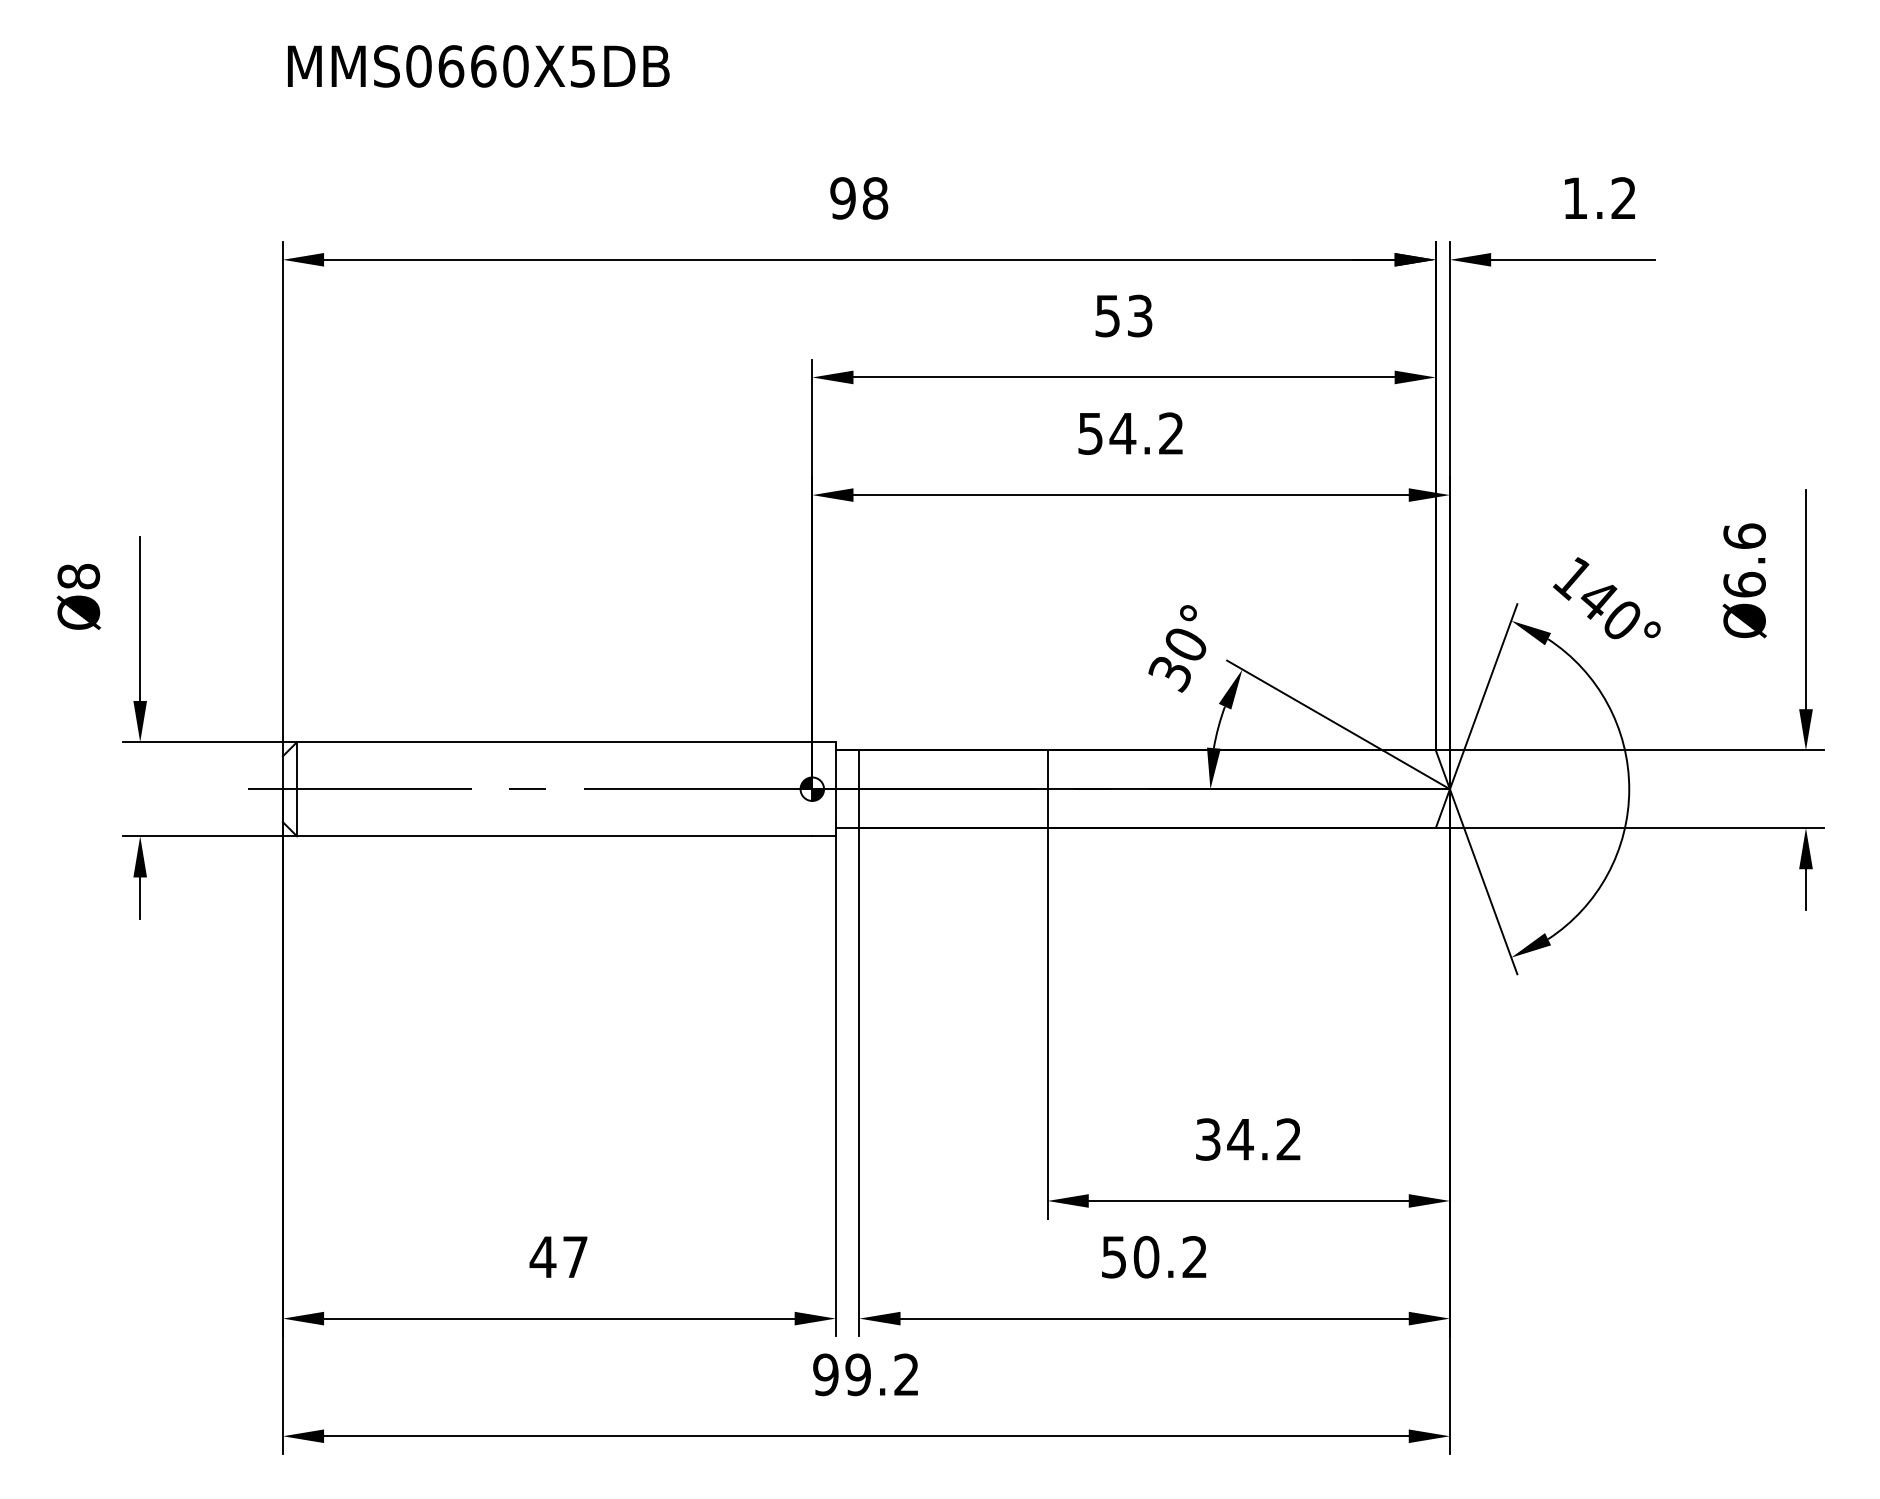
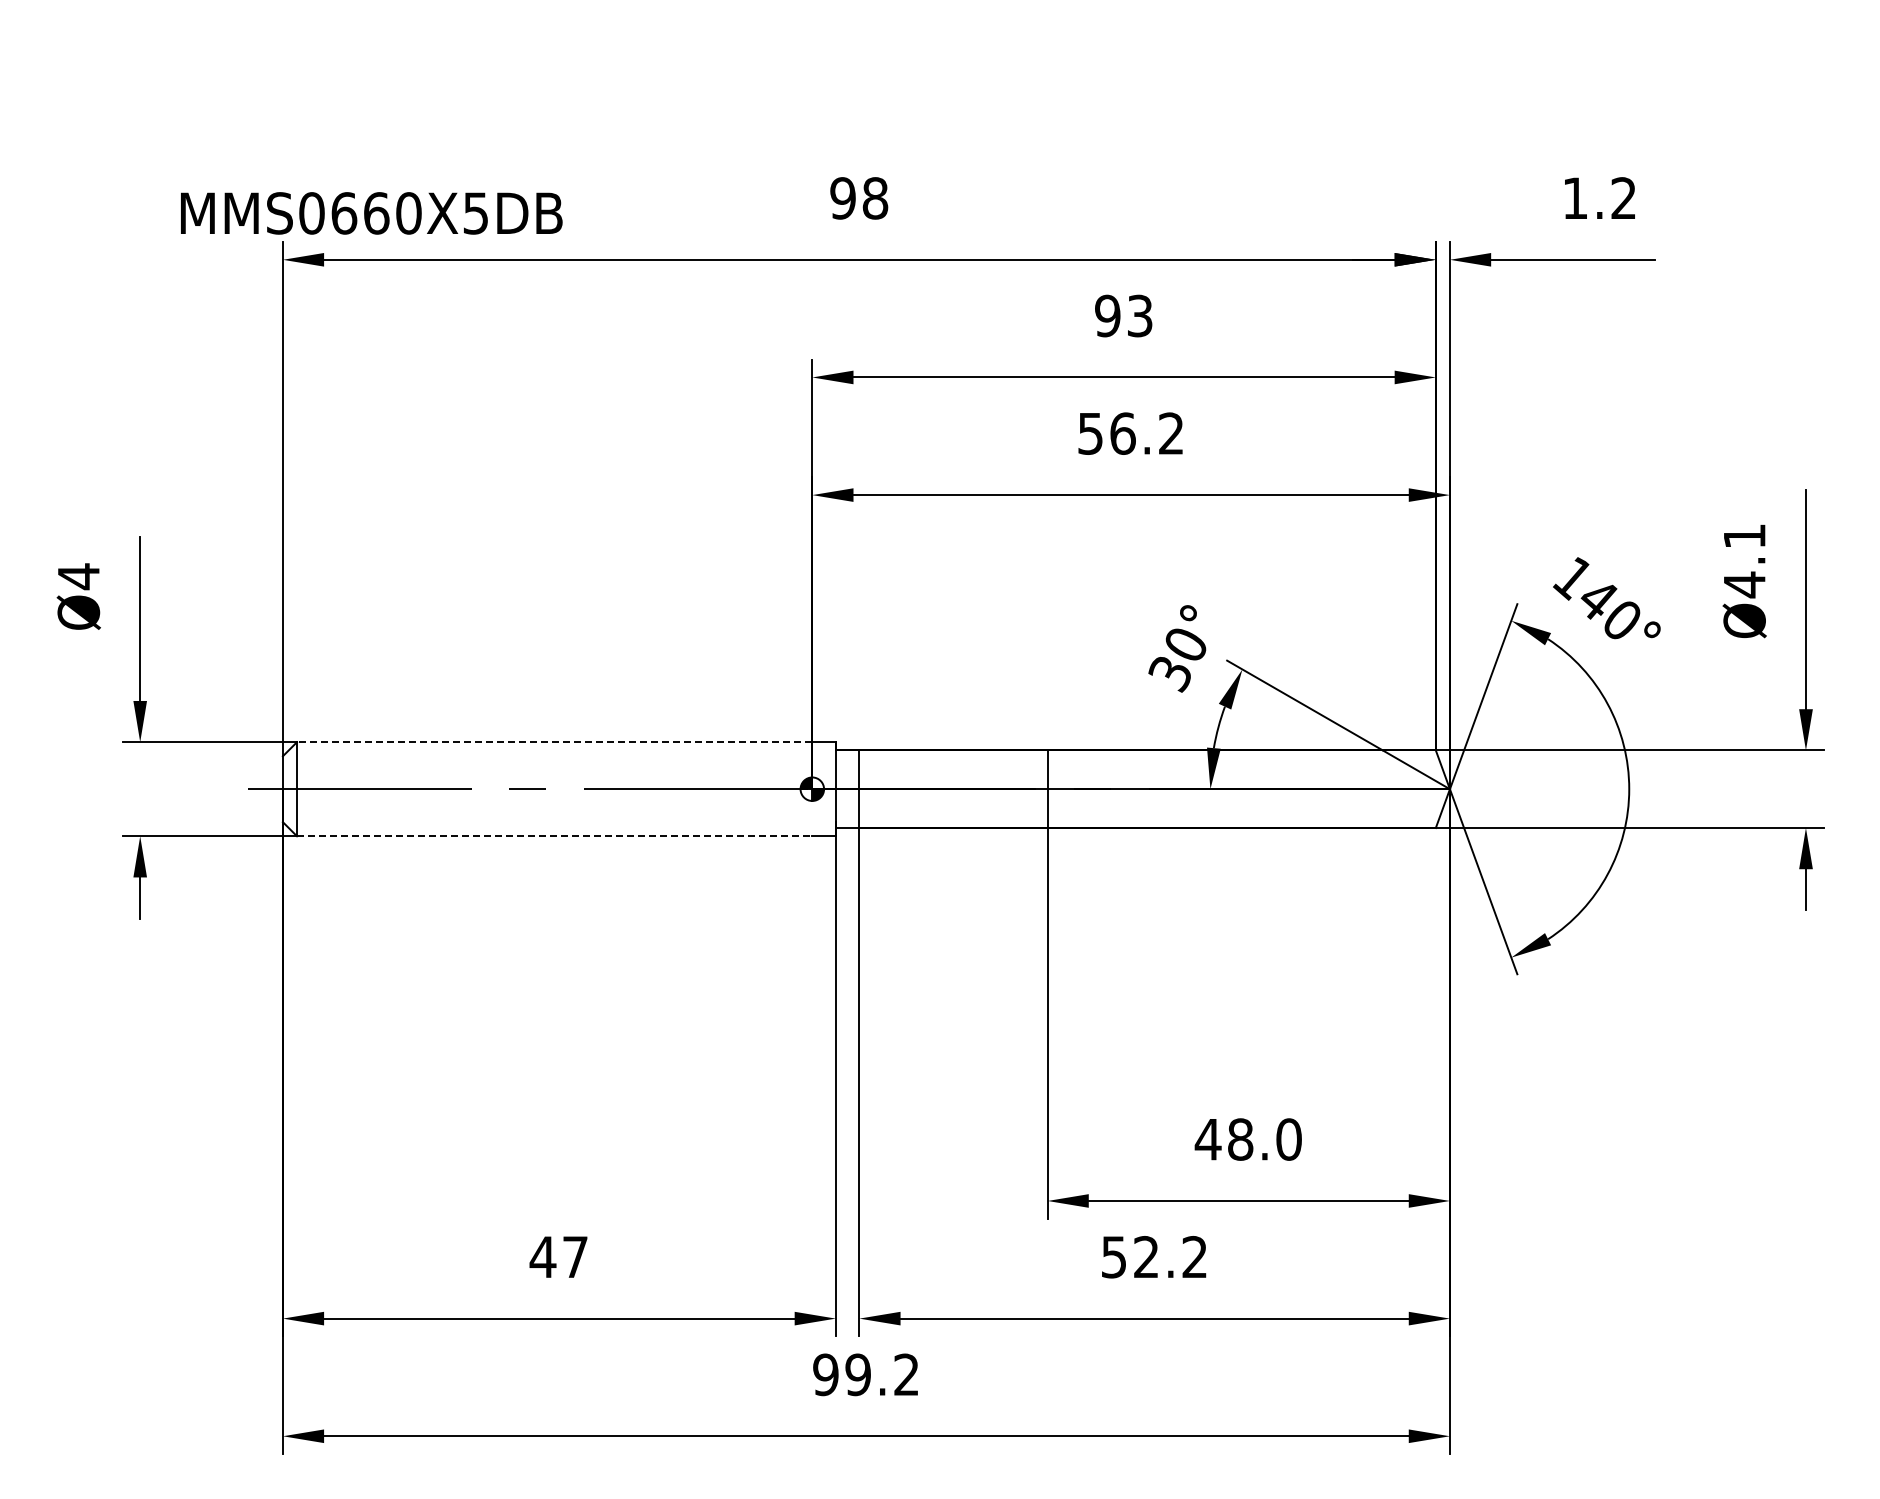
text position: (478, 66) -> (371, 213) (371, 213)
text: 53 -> 93 (1107, 315)
text: 54.2 -> 56.2 (1122, 433)
text: Ø6.6 -> Ø4.1 (1744, 560)
text: Ø8 -> Ø4 (78, 576)
line: solid -> dashed (554, 742)
line: solid -> dashed (554, 836)
text: 34.2 -> 48.0 (1247, 1139)
text: 50.2 -> 52.2 (1146, 1257)
